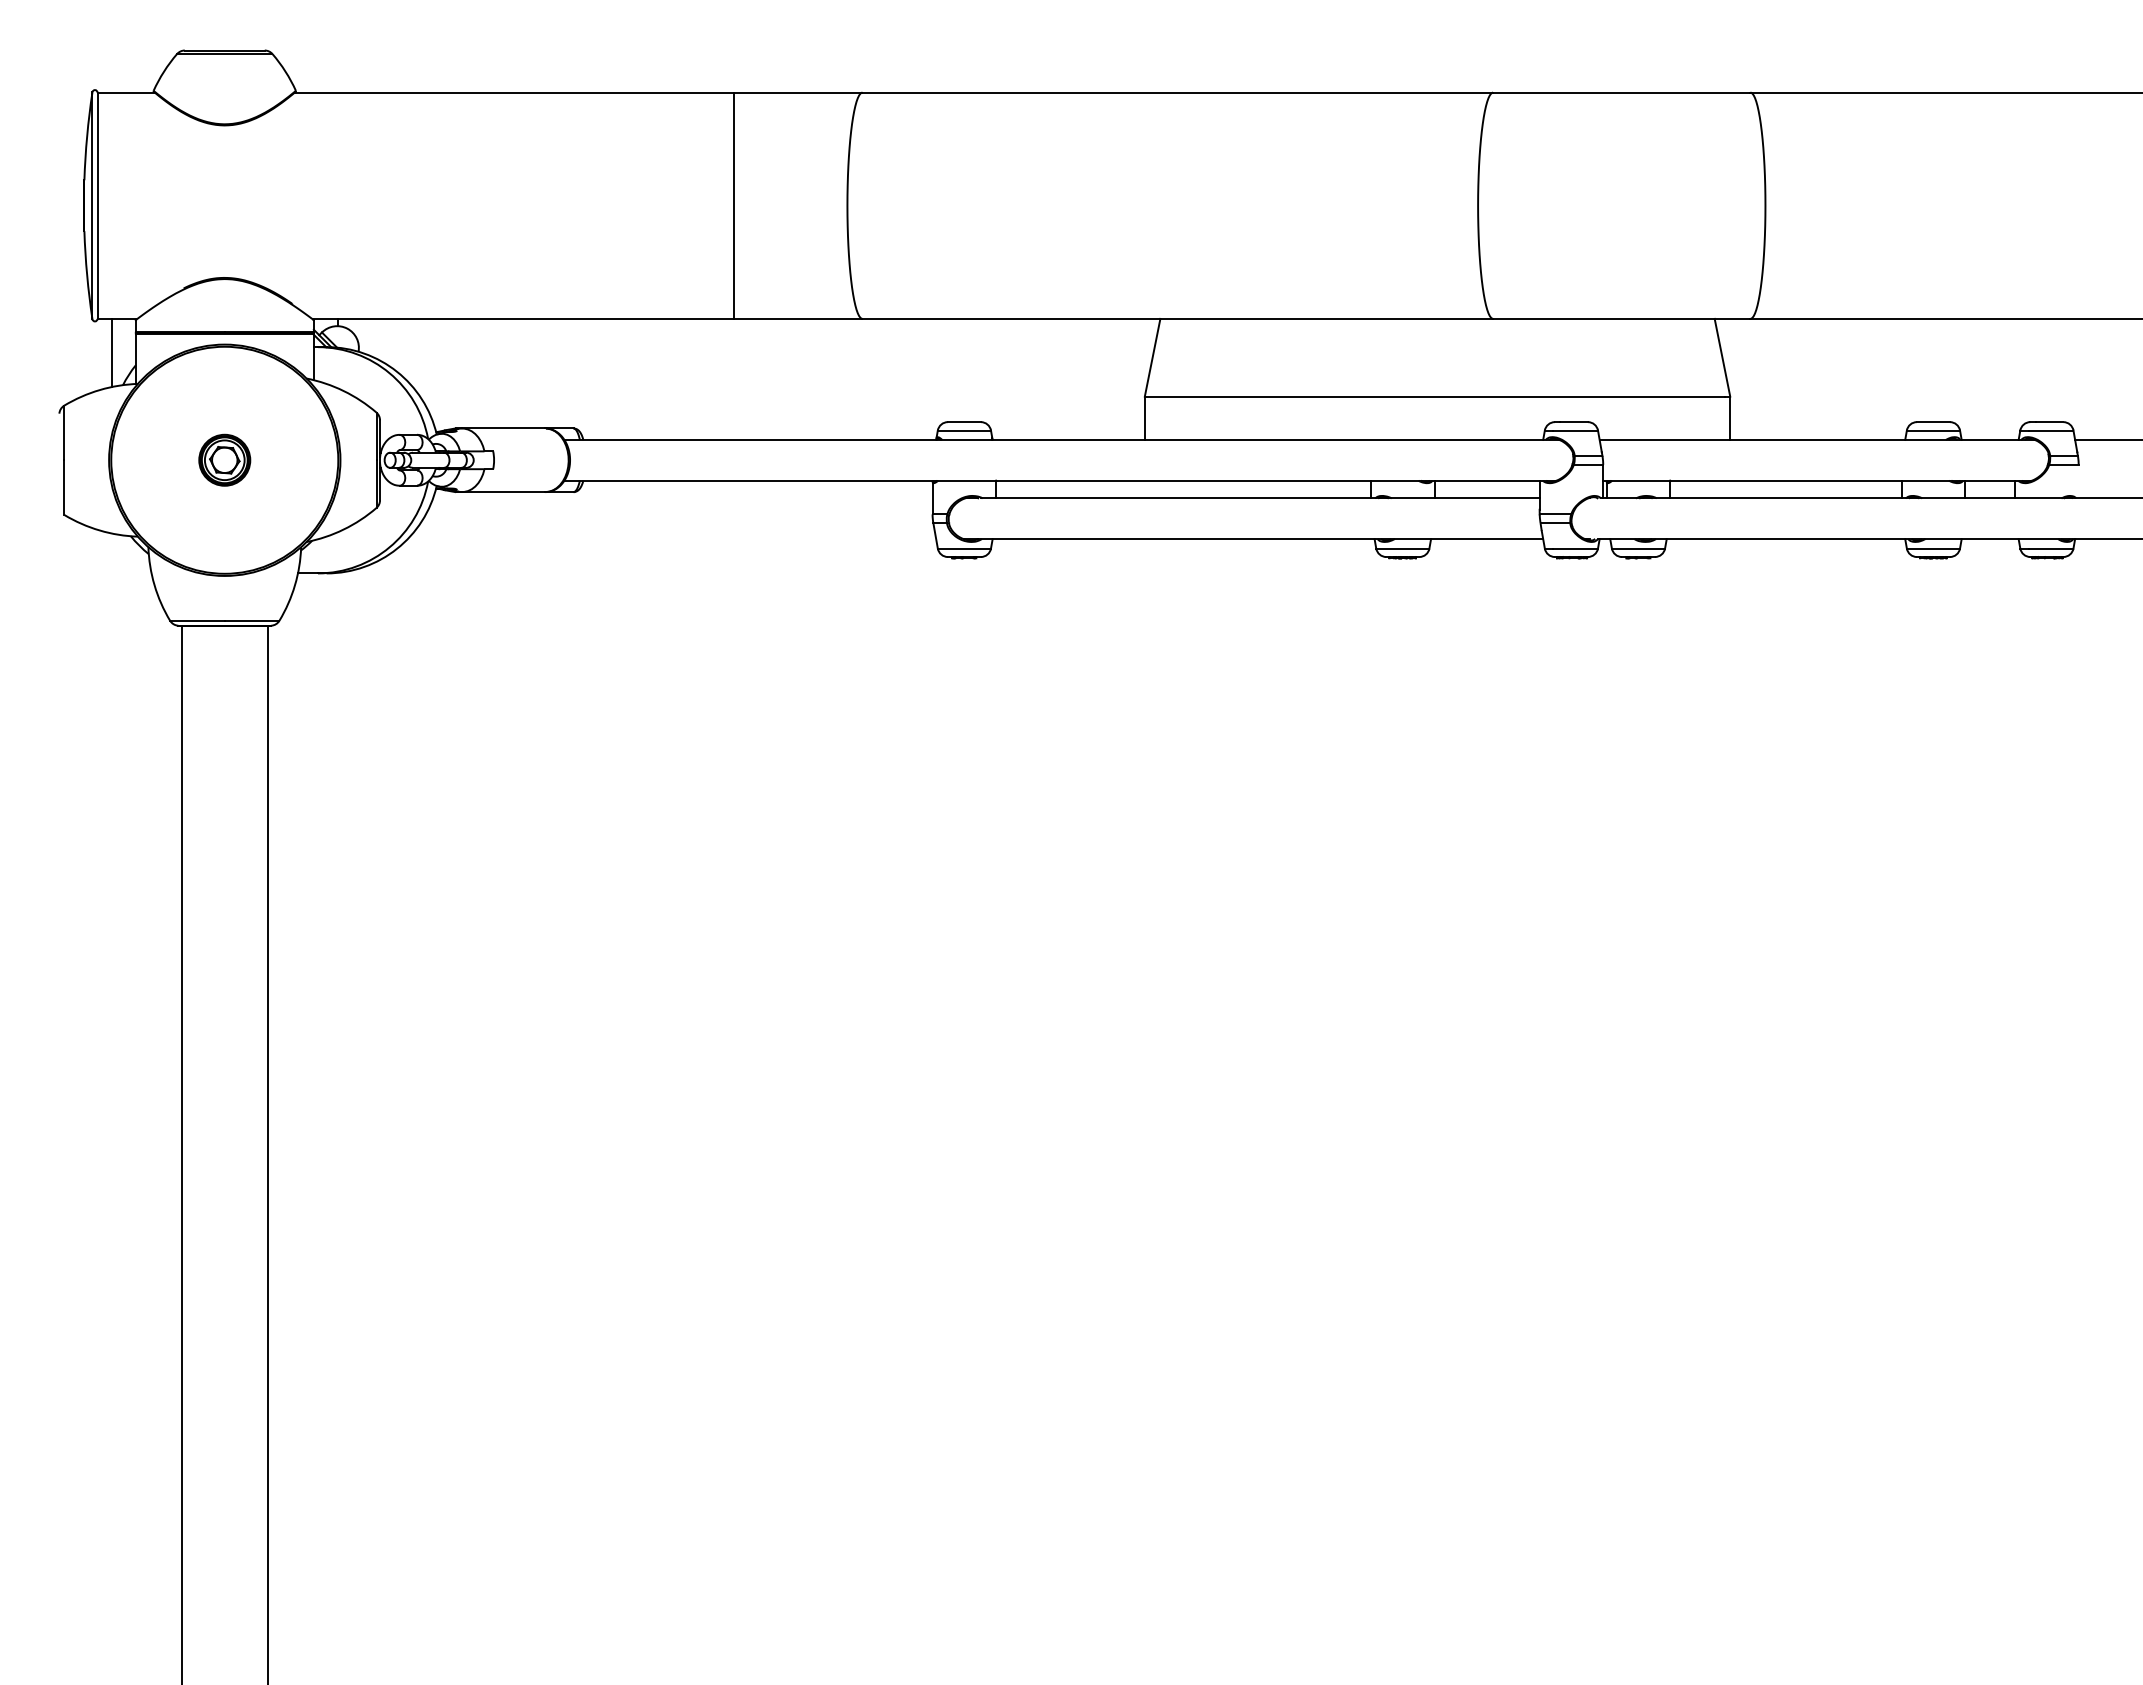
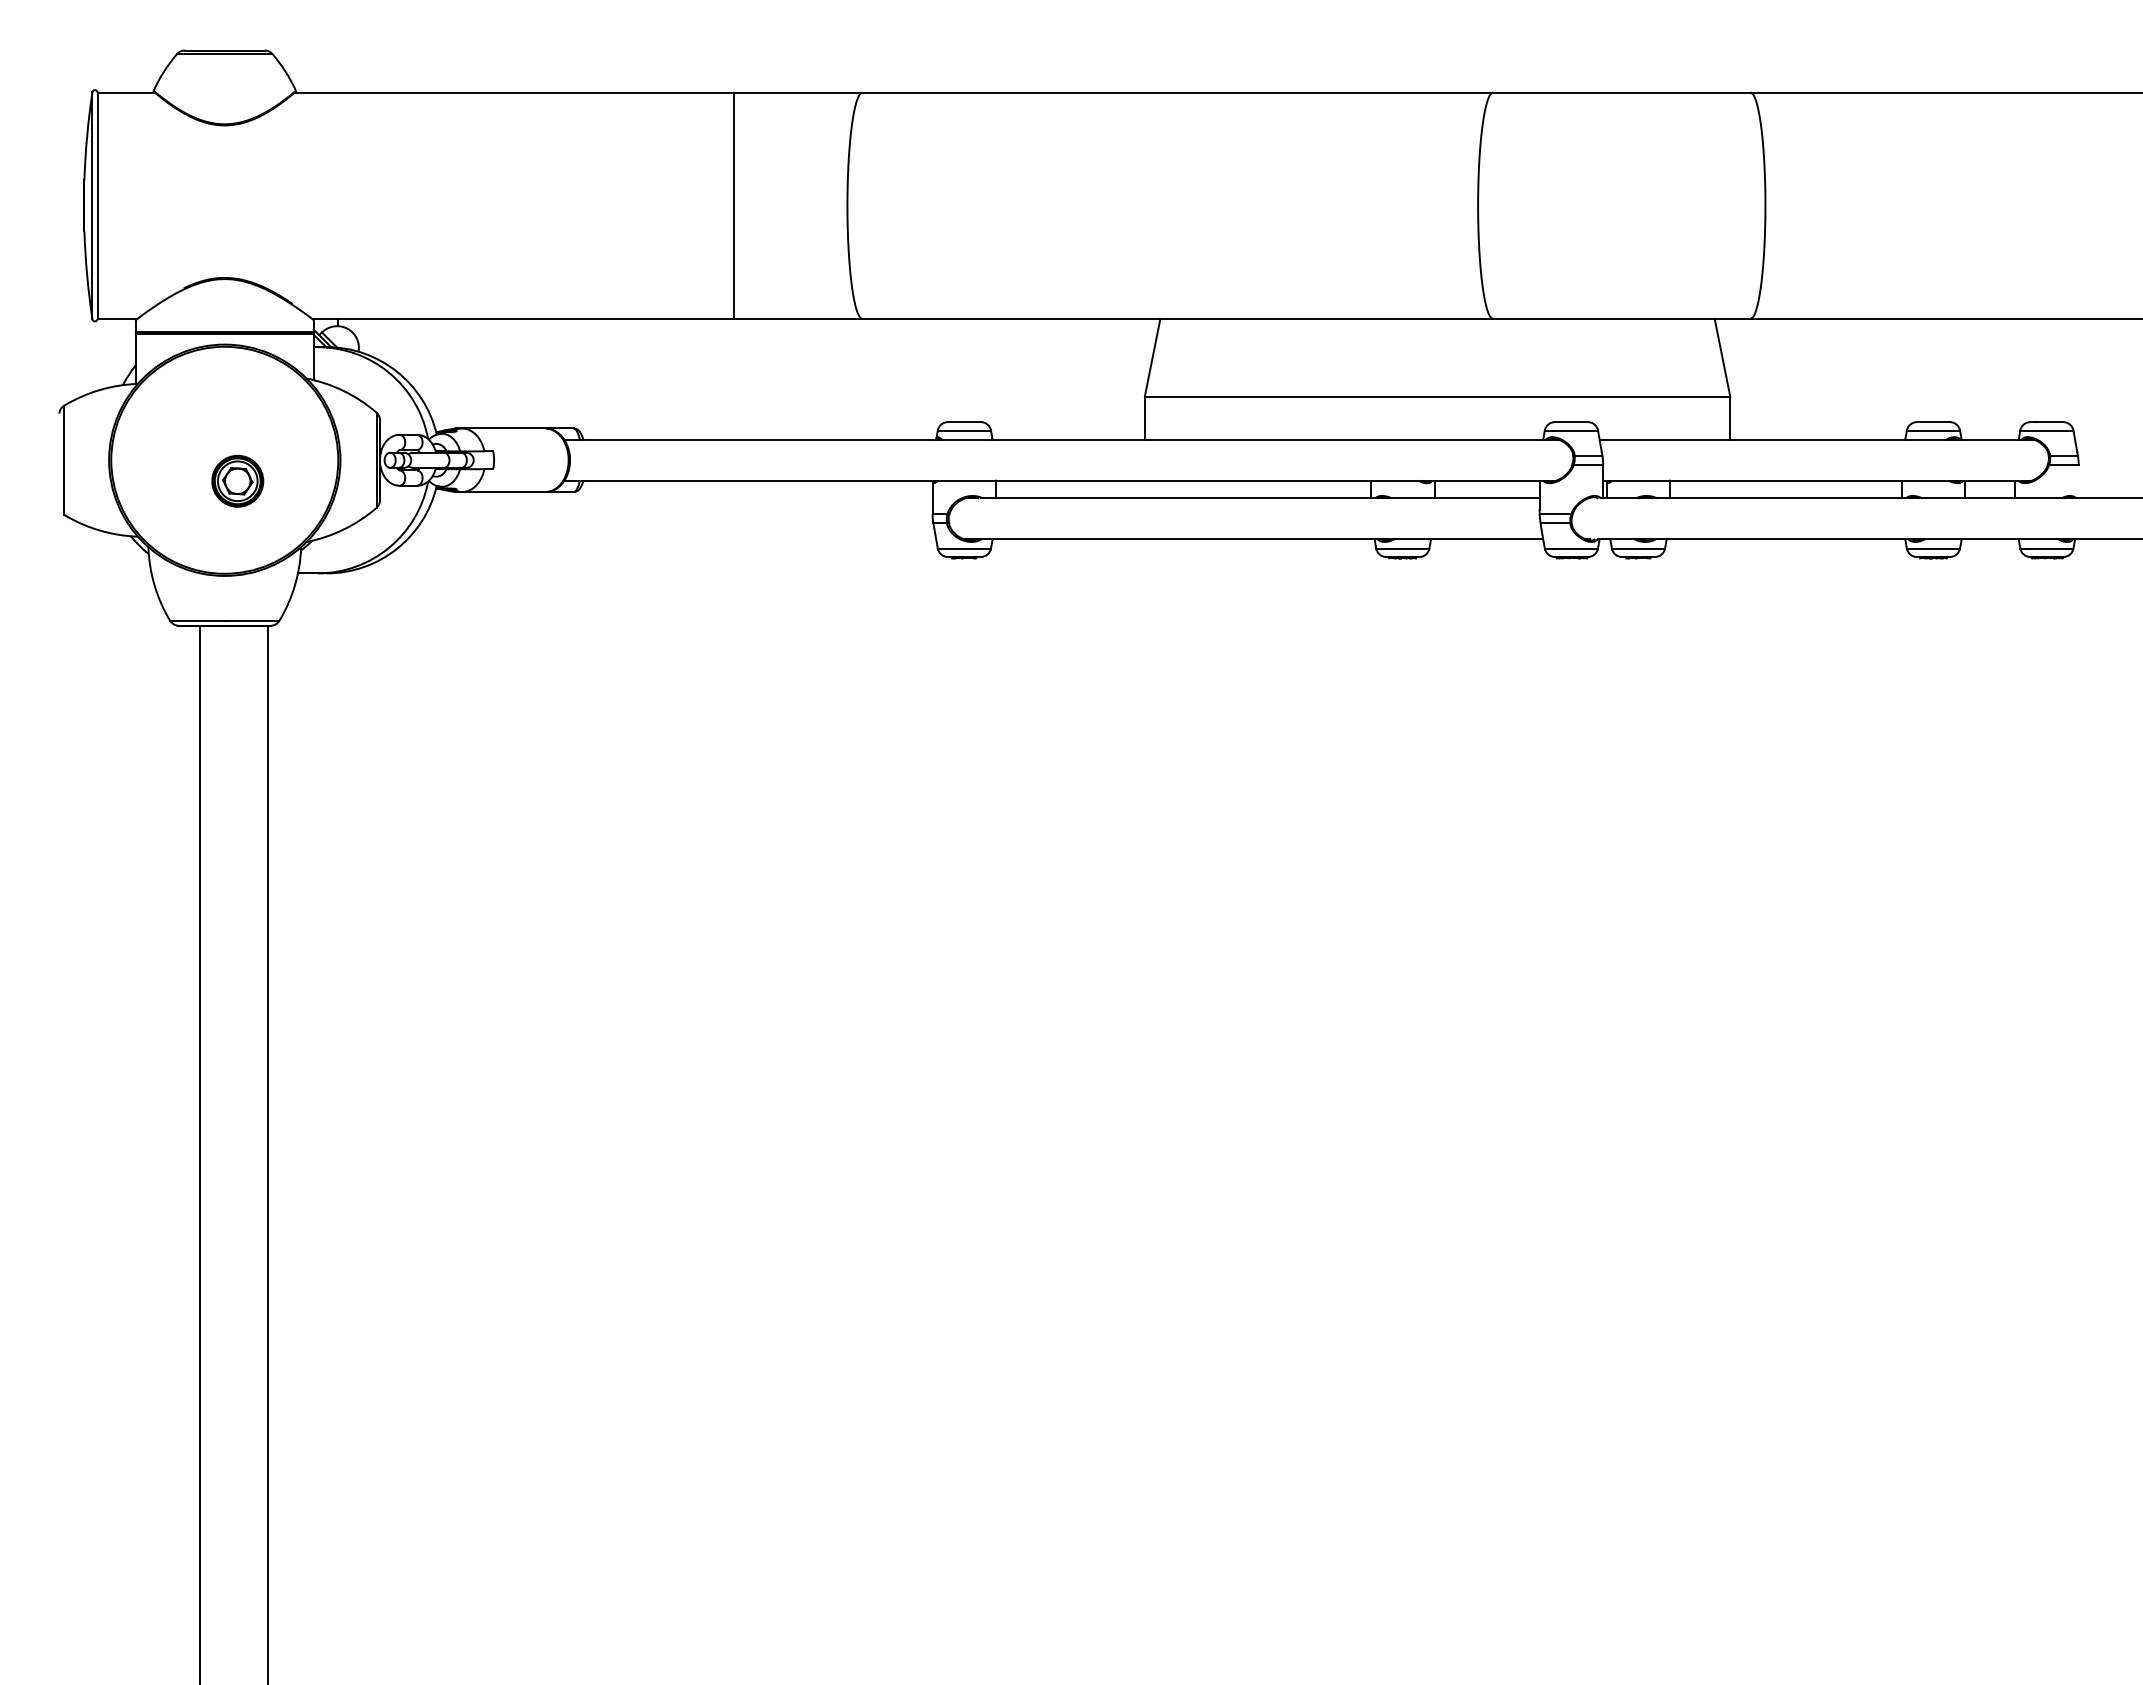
line: present -> none (111, 352)
line: present -> none (2107, 439)
part position: (224, 459) -> (237, 480) (237, 480)
line position: (181, 1153) -> (199, 1153) (199, 1153)
